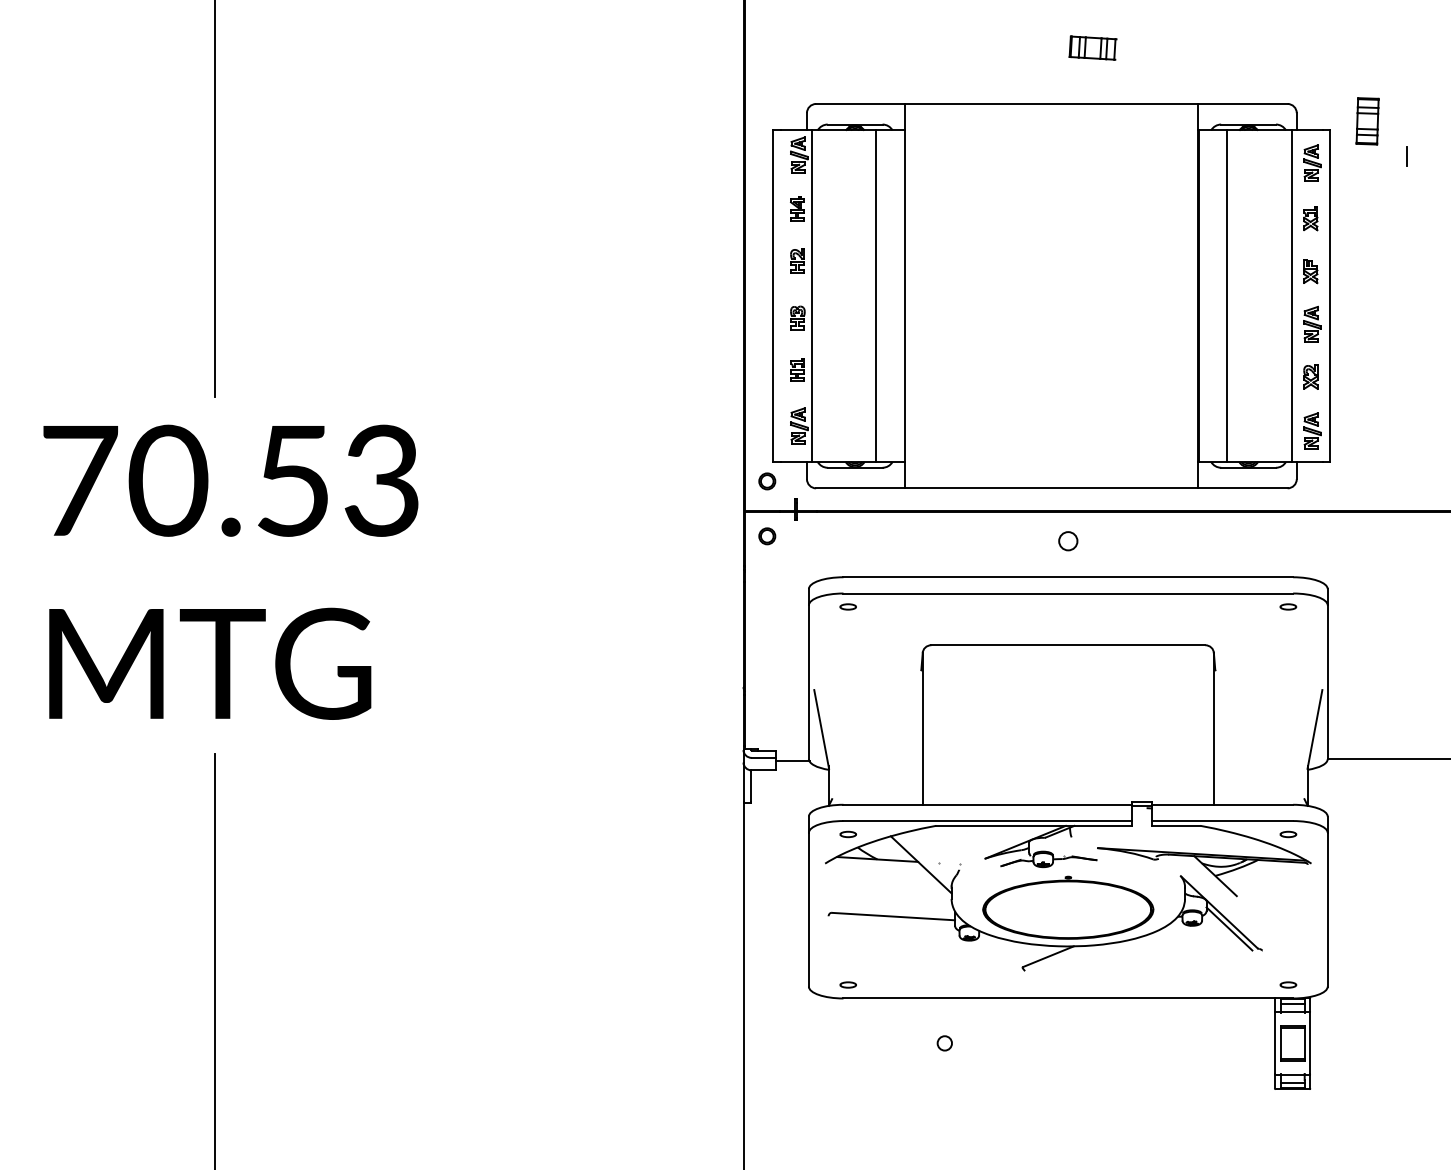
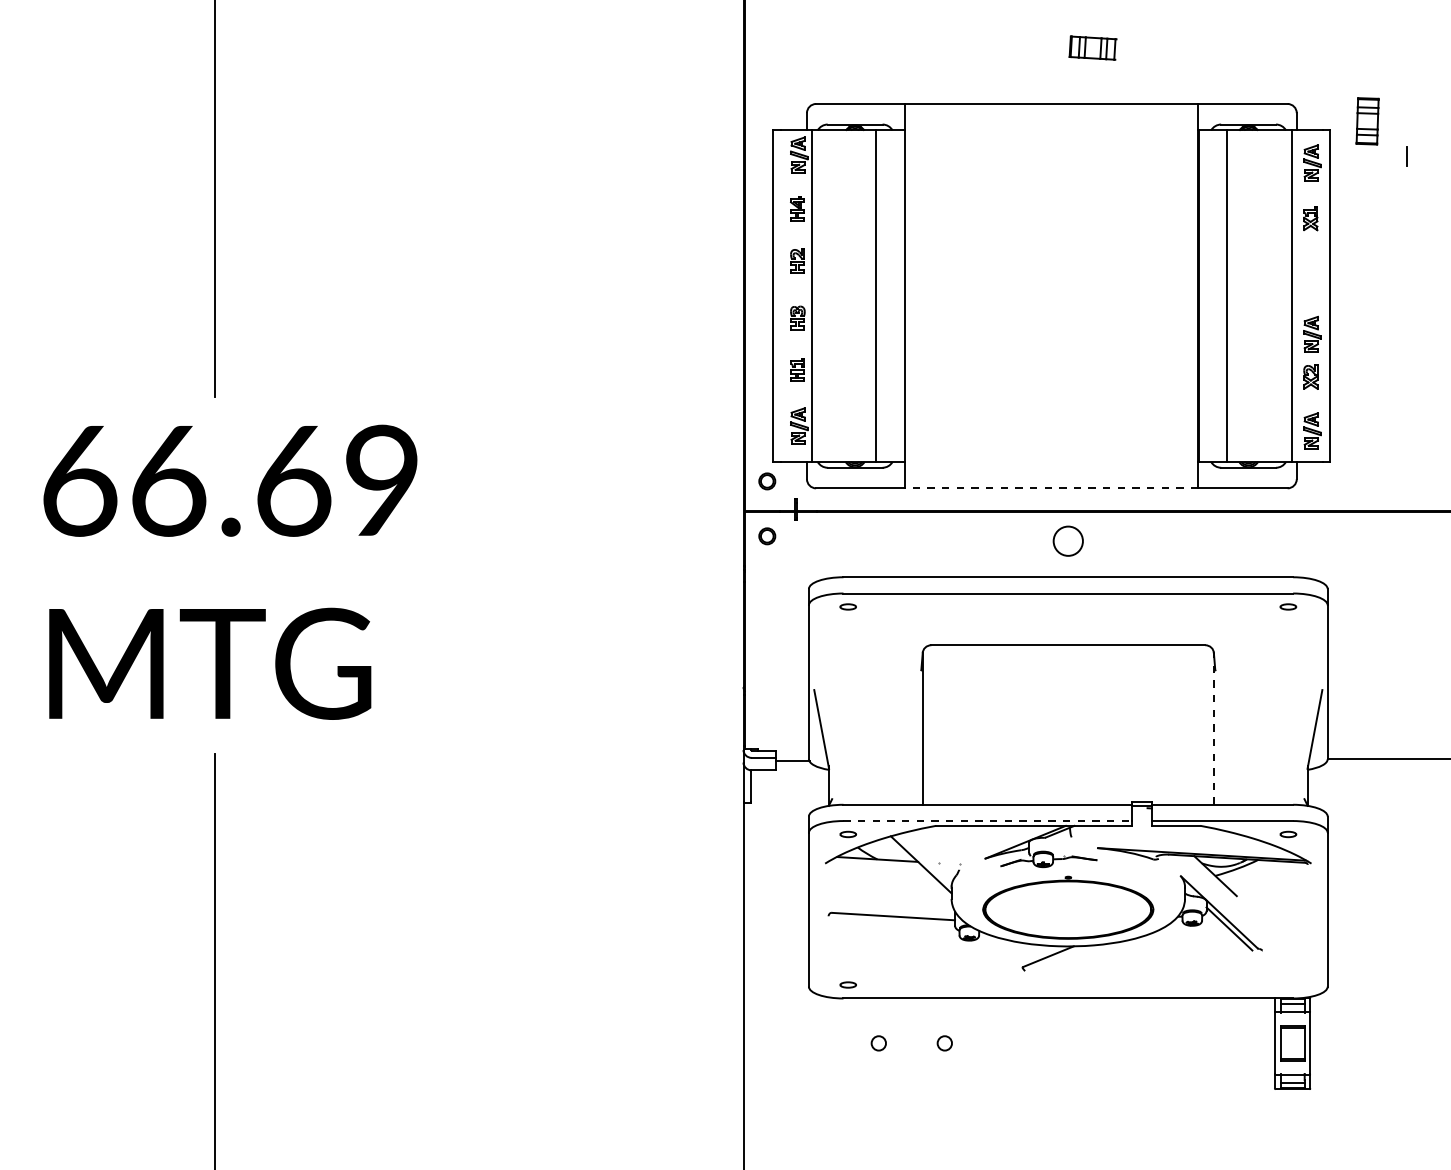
part: present -> none (1310, 271)
part position: (1312, 323) -> (1312, 333) (1312, 333)
text: 70.53 -> 66.69 (230, 480)
line: solid -> dashed (1051, 488)
circle diameter: 18 px -> 29 px (1067, 540)
line: solid -> dashed (1213, 729)
line: solid -> dashed (988, 821)
part: present -> none (1288, 984)
circle: none -> present (878, 1043)
